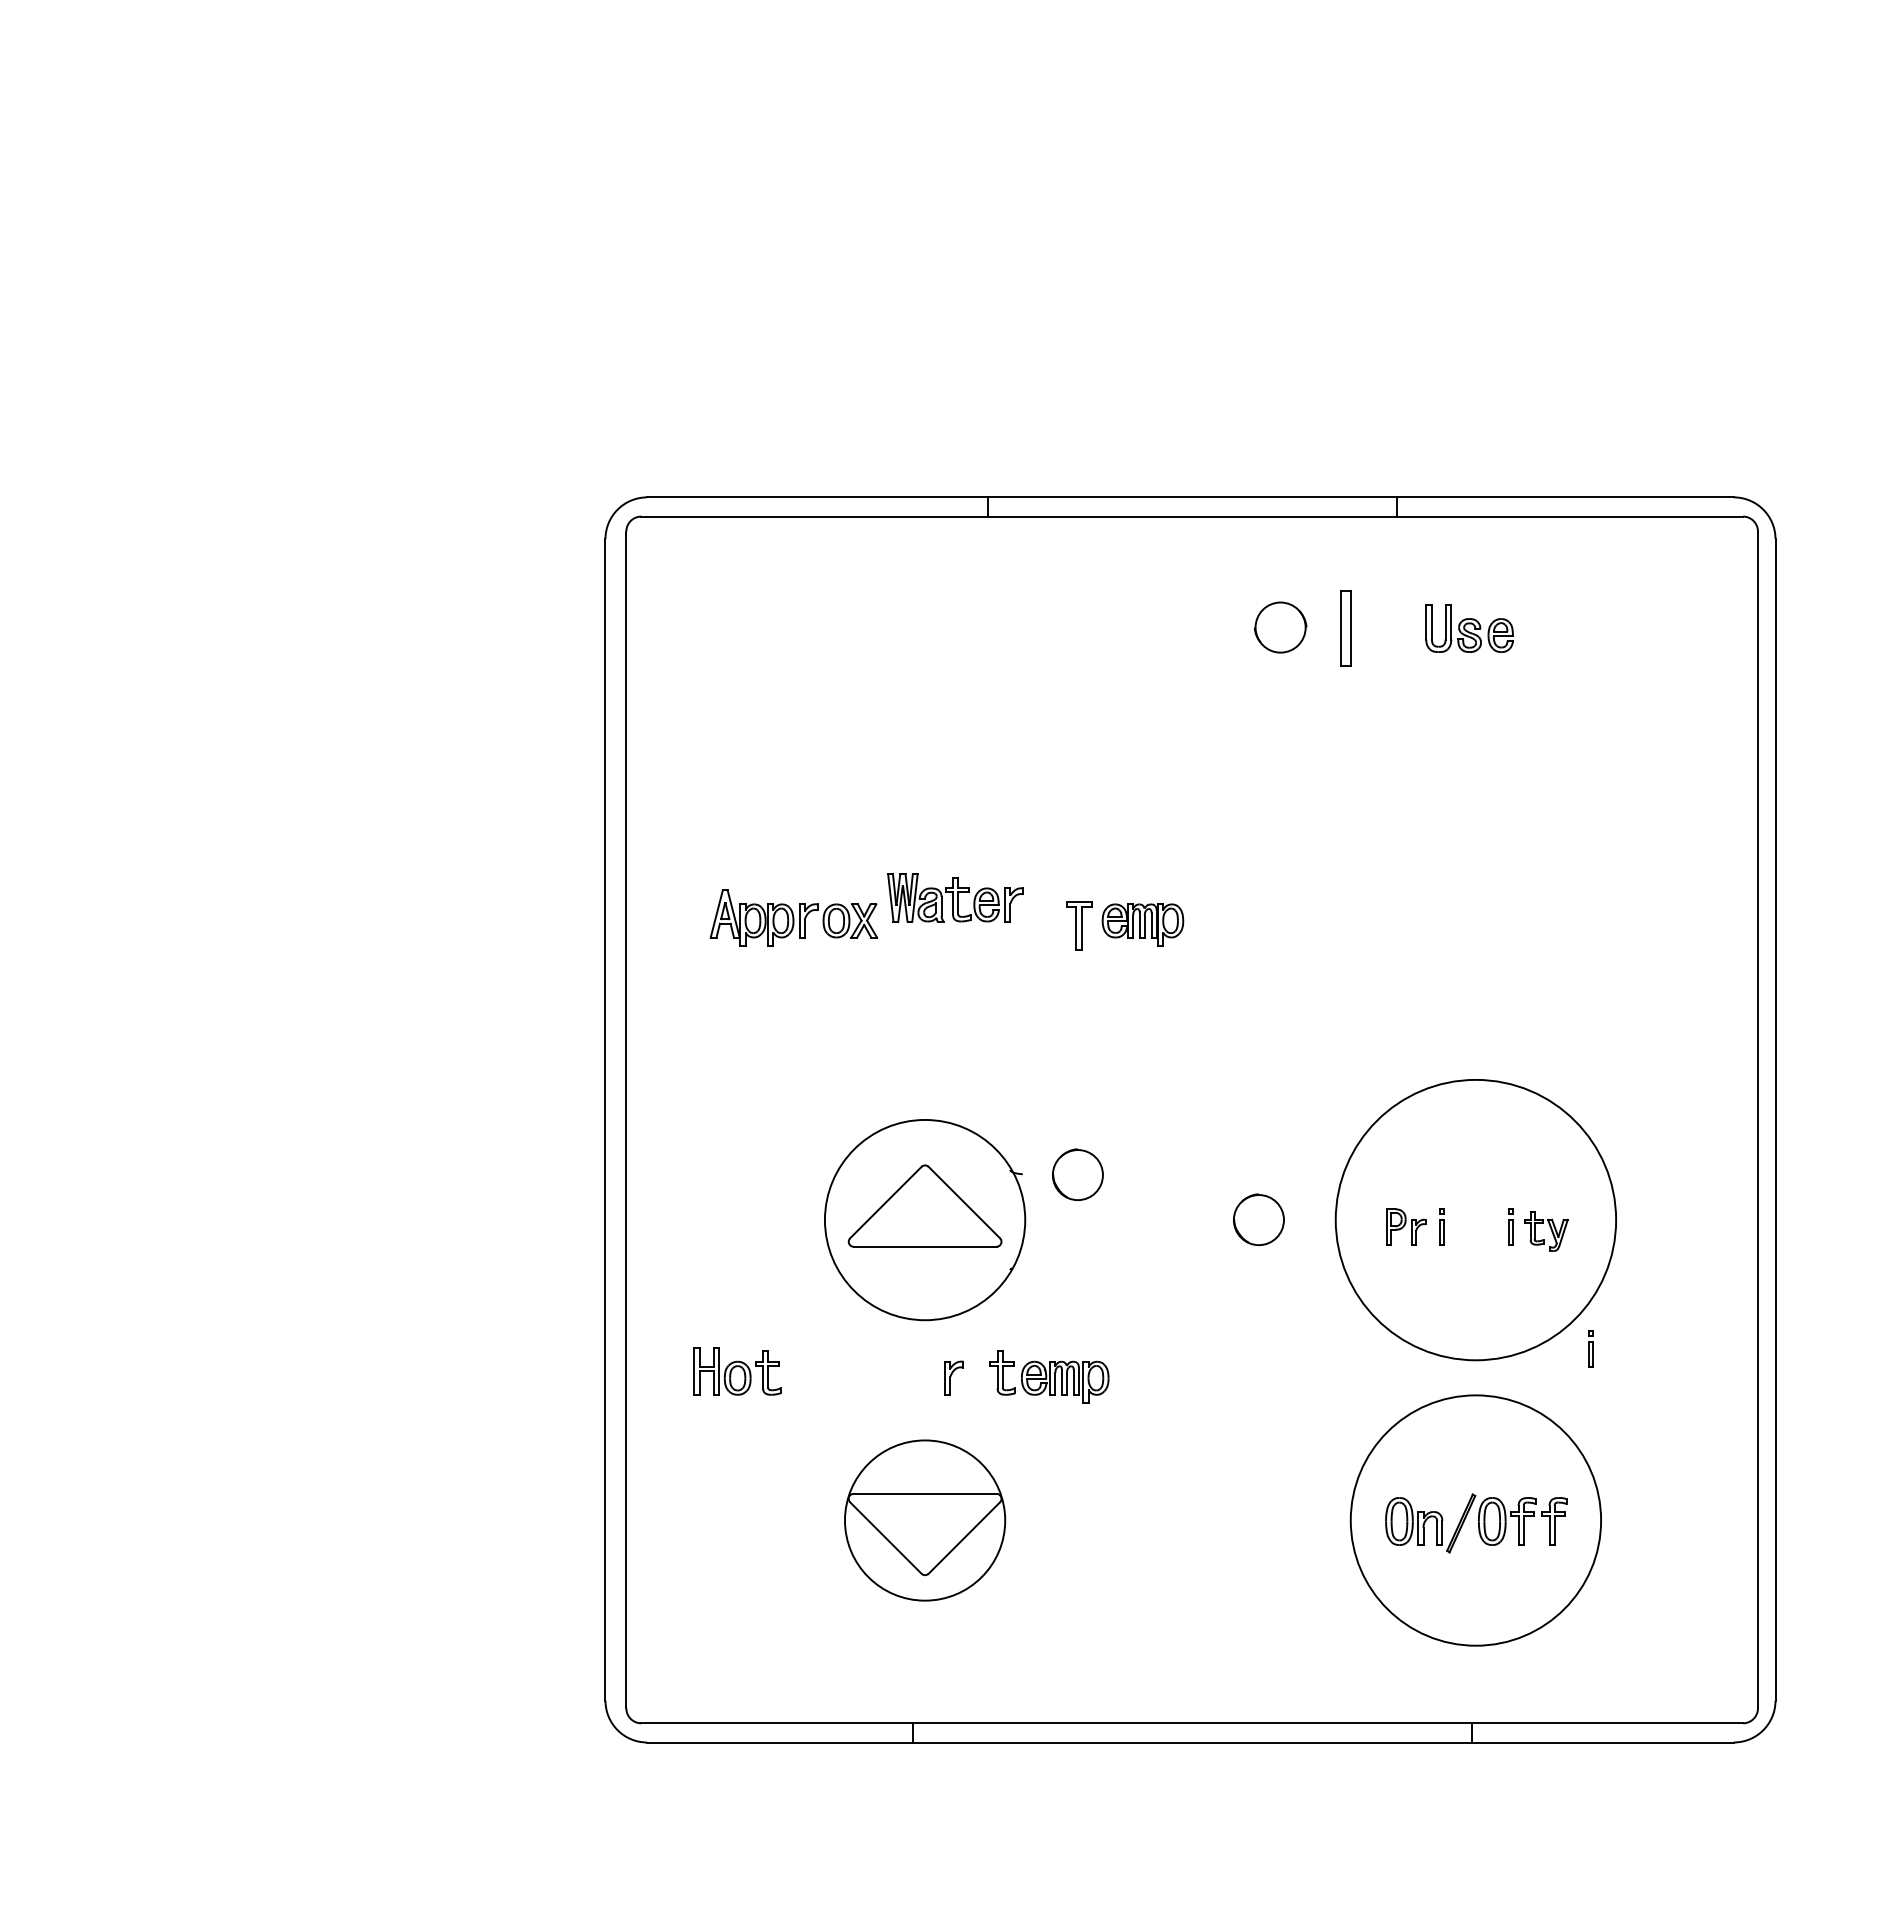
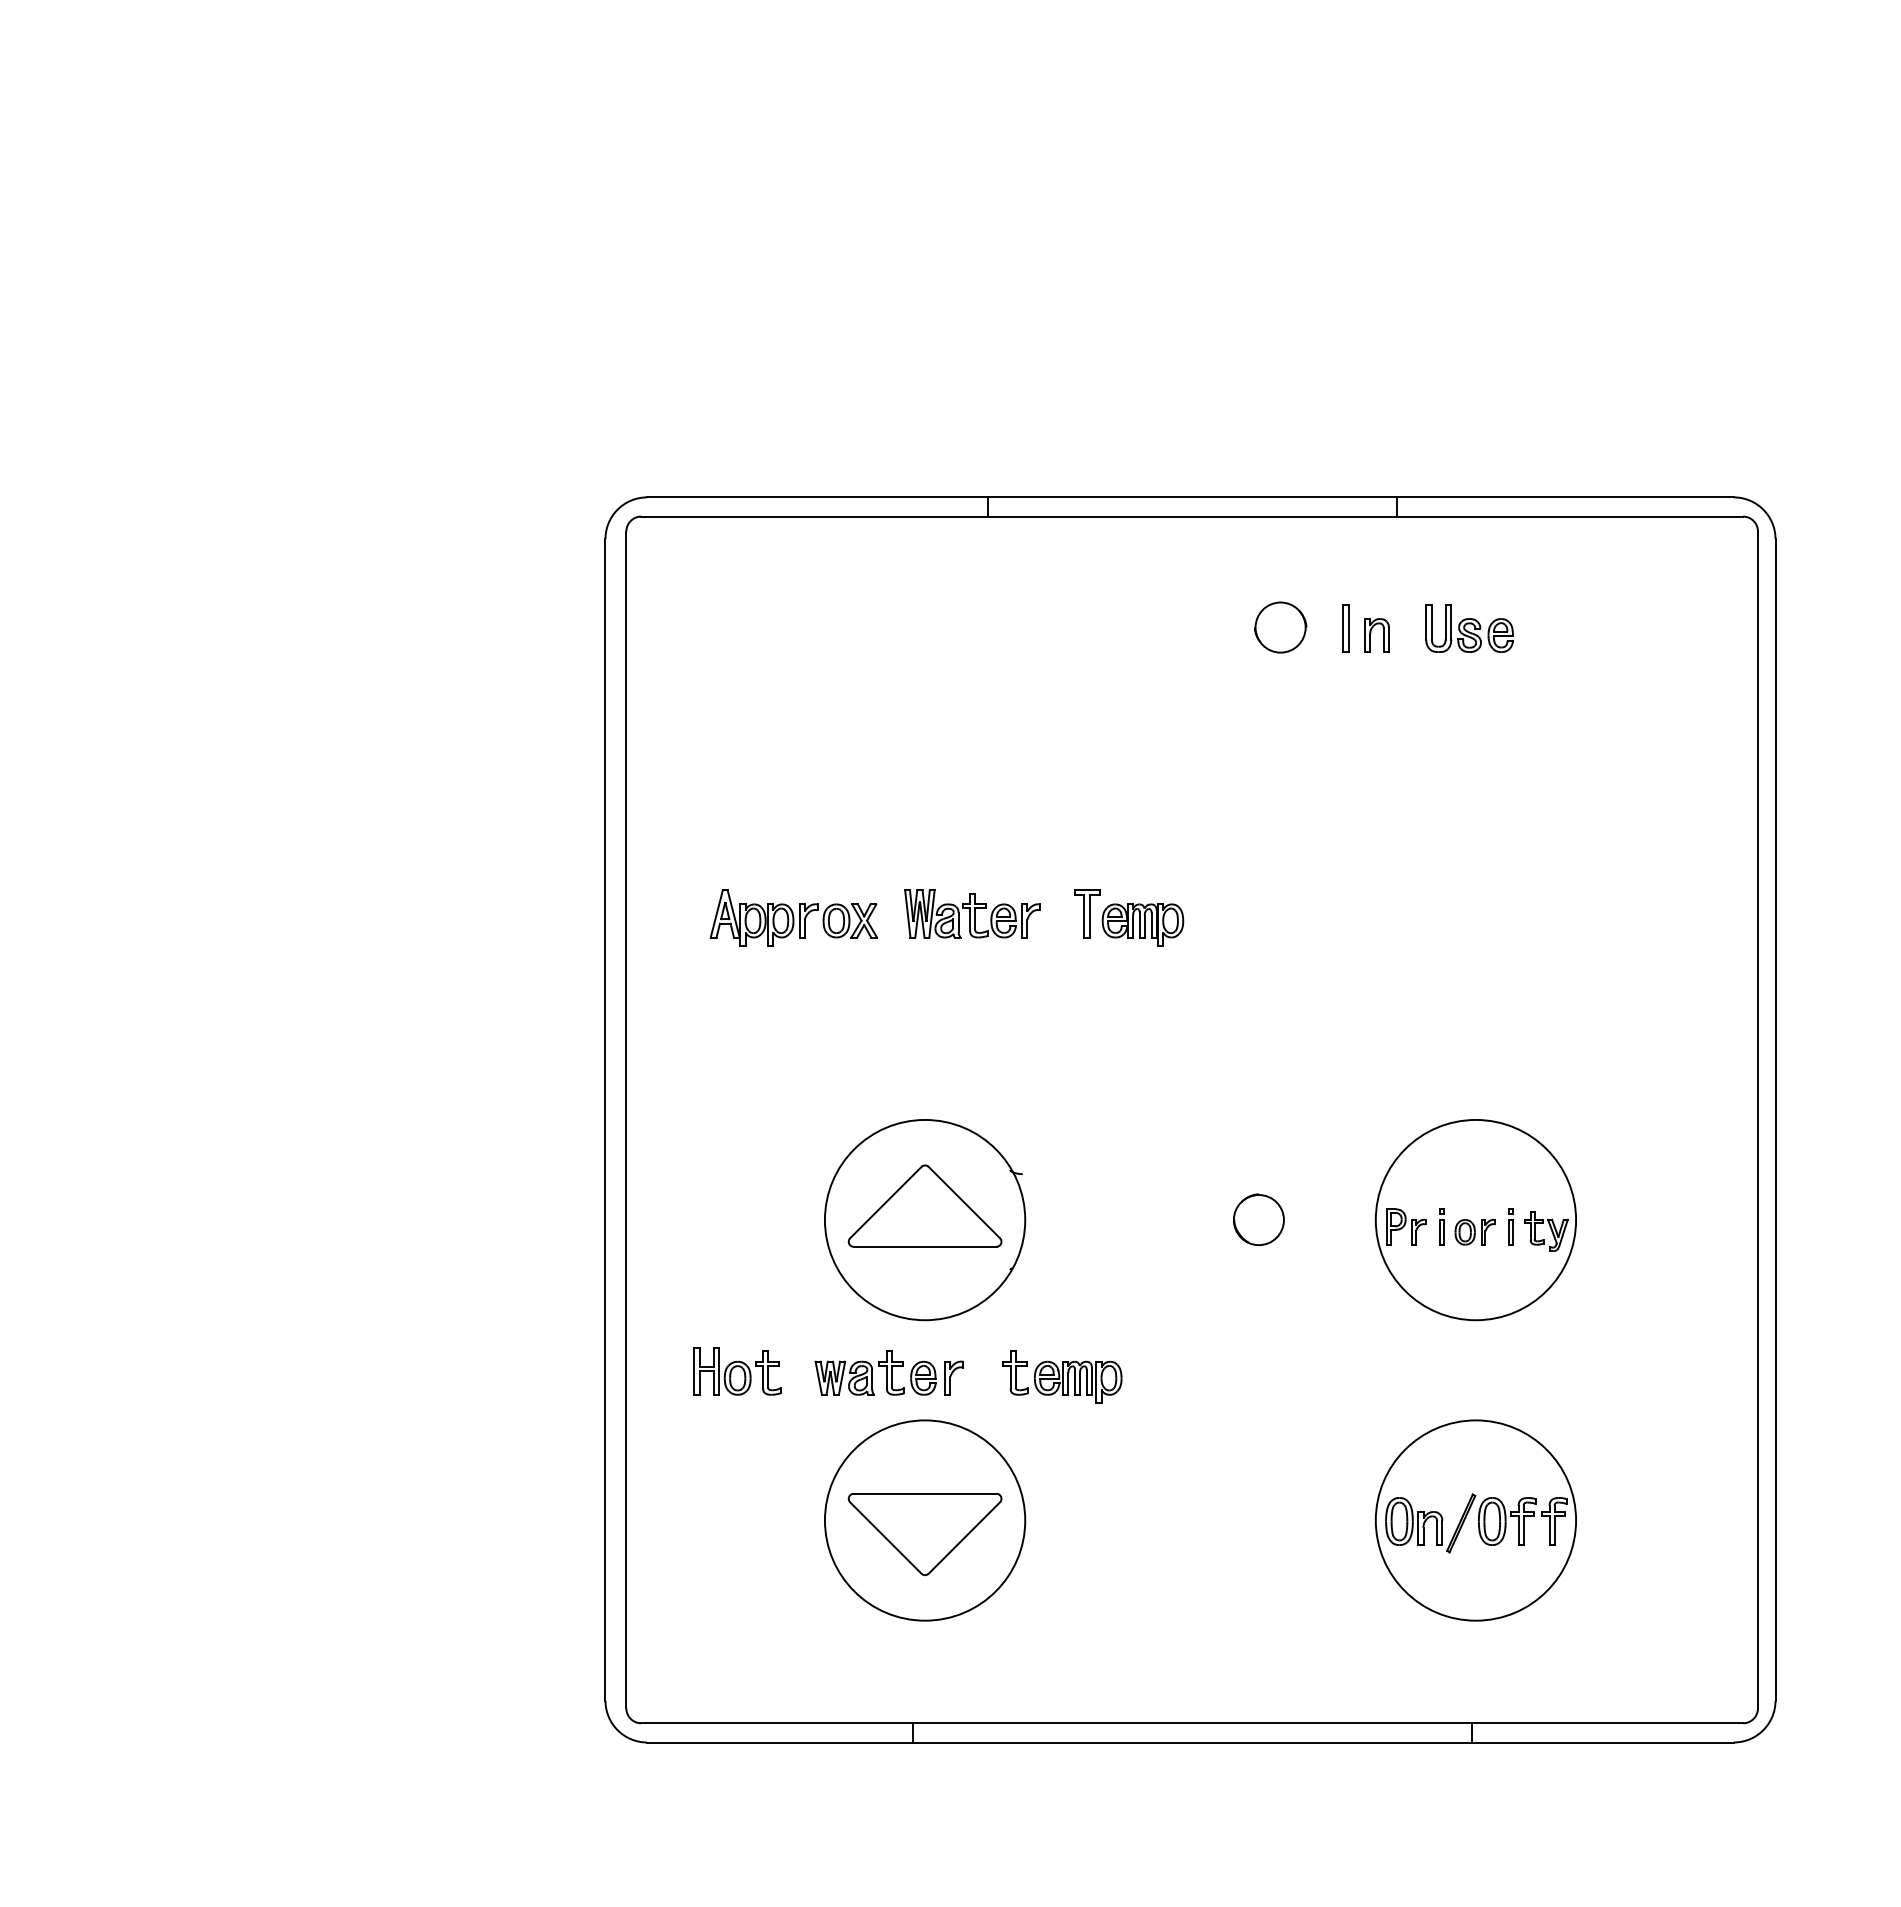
part size: 12x77 px -> 8x49 px (1345, 628)
part: none -> present (1376, 635)
part position: (955, 897) -> (972, 913) (972, 913)
part position: (1079, 925) -> (1087, 913) (1087, 913)
circle: present -> none (1077, 1174)
circle diameter: 280 px -> 200 px (1475, 1219)
part: none -> present (1474, 1231)
part: present -> none (1590, 1348)
part: none -> present (875, 1372)
part position: (1049, 1376) -> (1062, 1376) (1062, 1376)
circle diameter: 160 px -> 200 px (924, 1520)
circle diameter: 250 px -> 200 px (1475, 1520)
